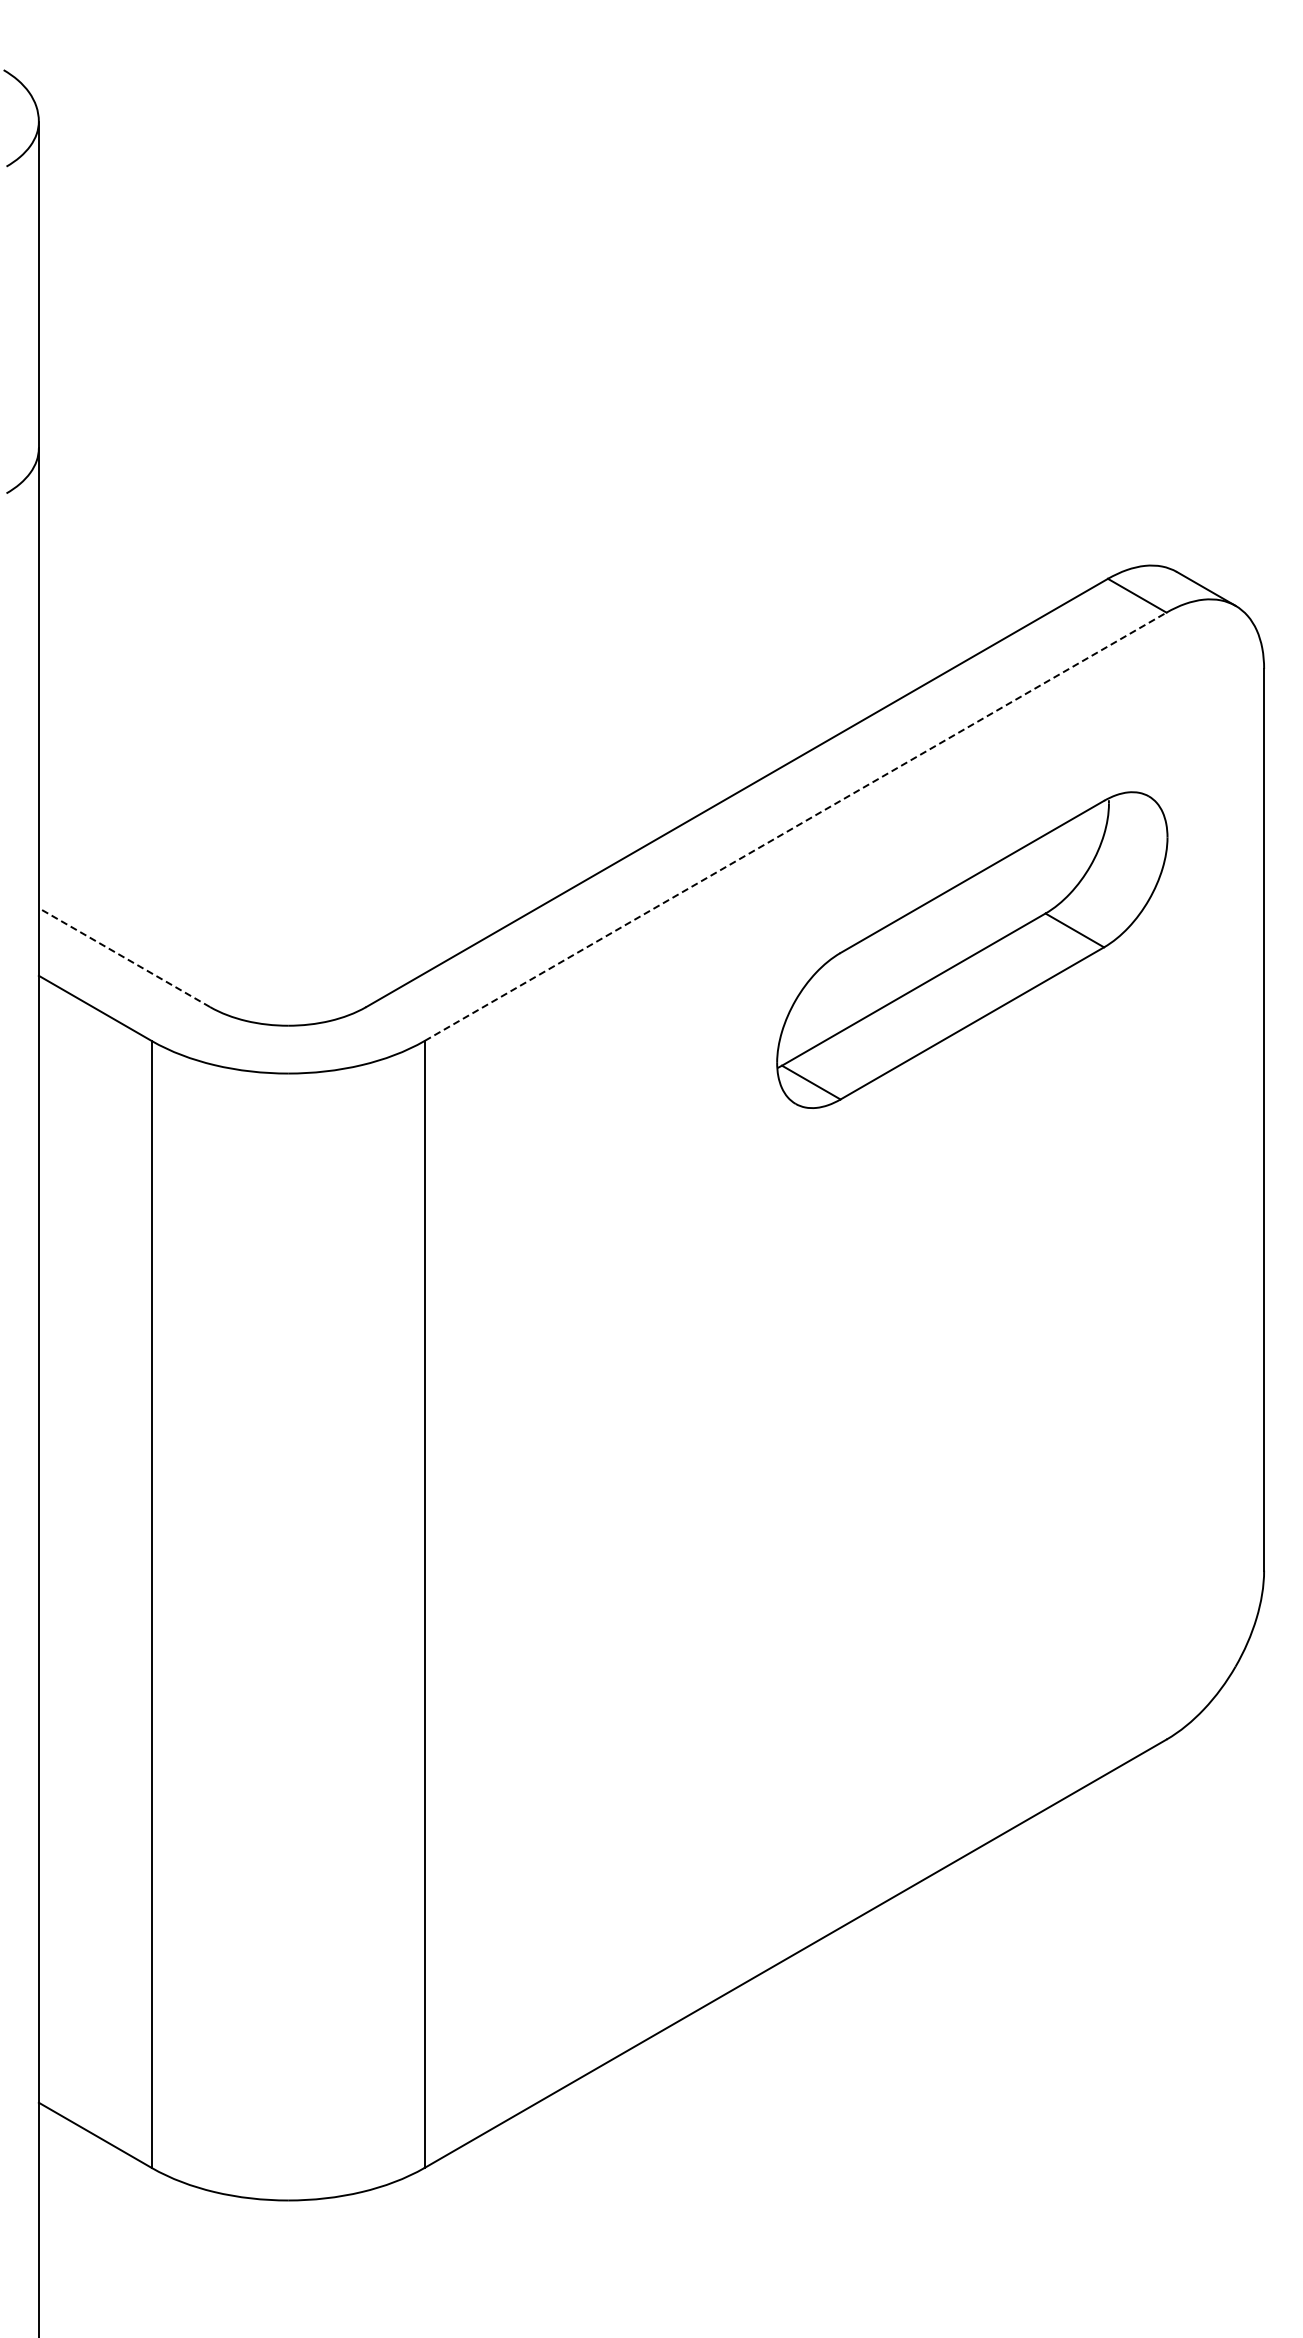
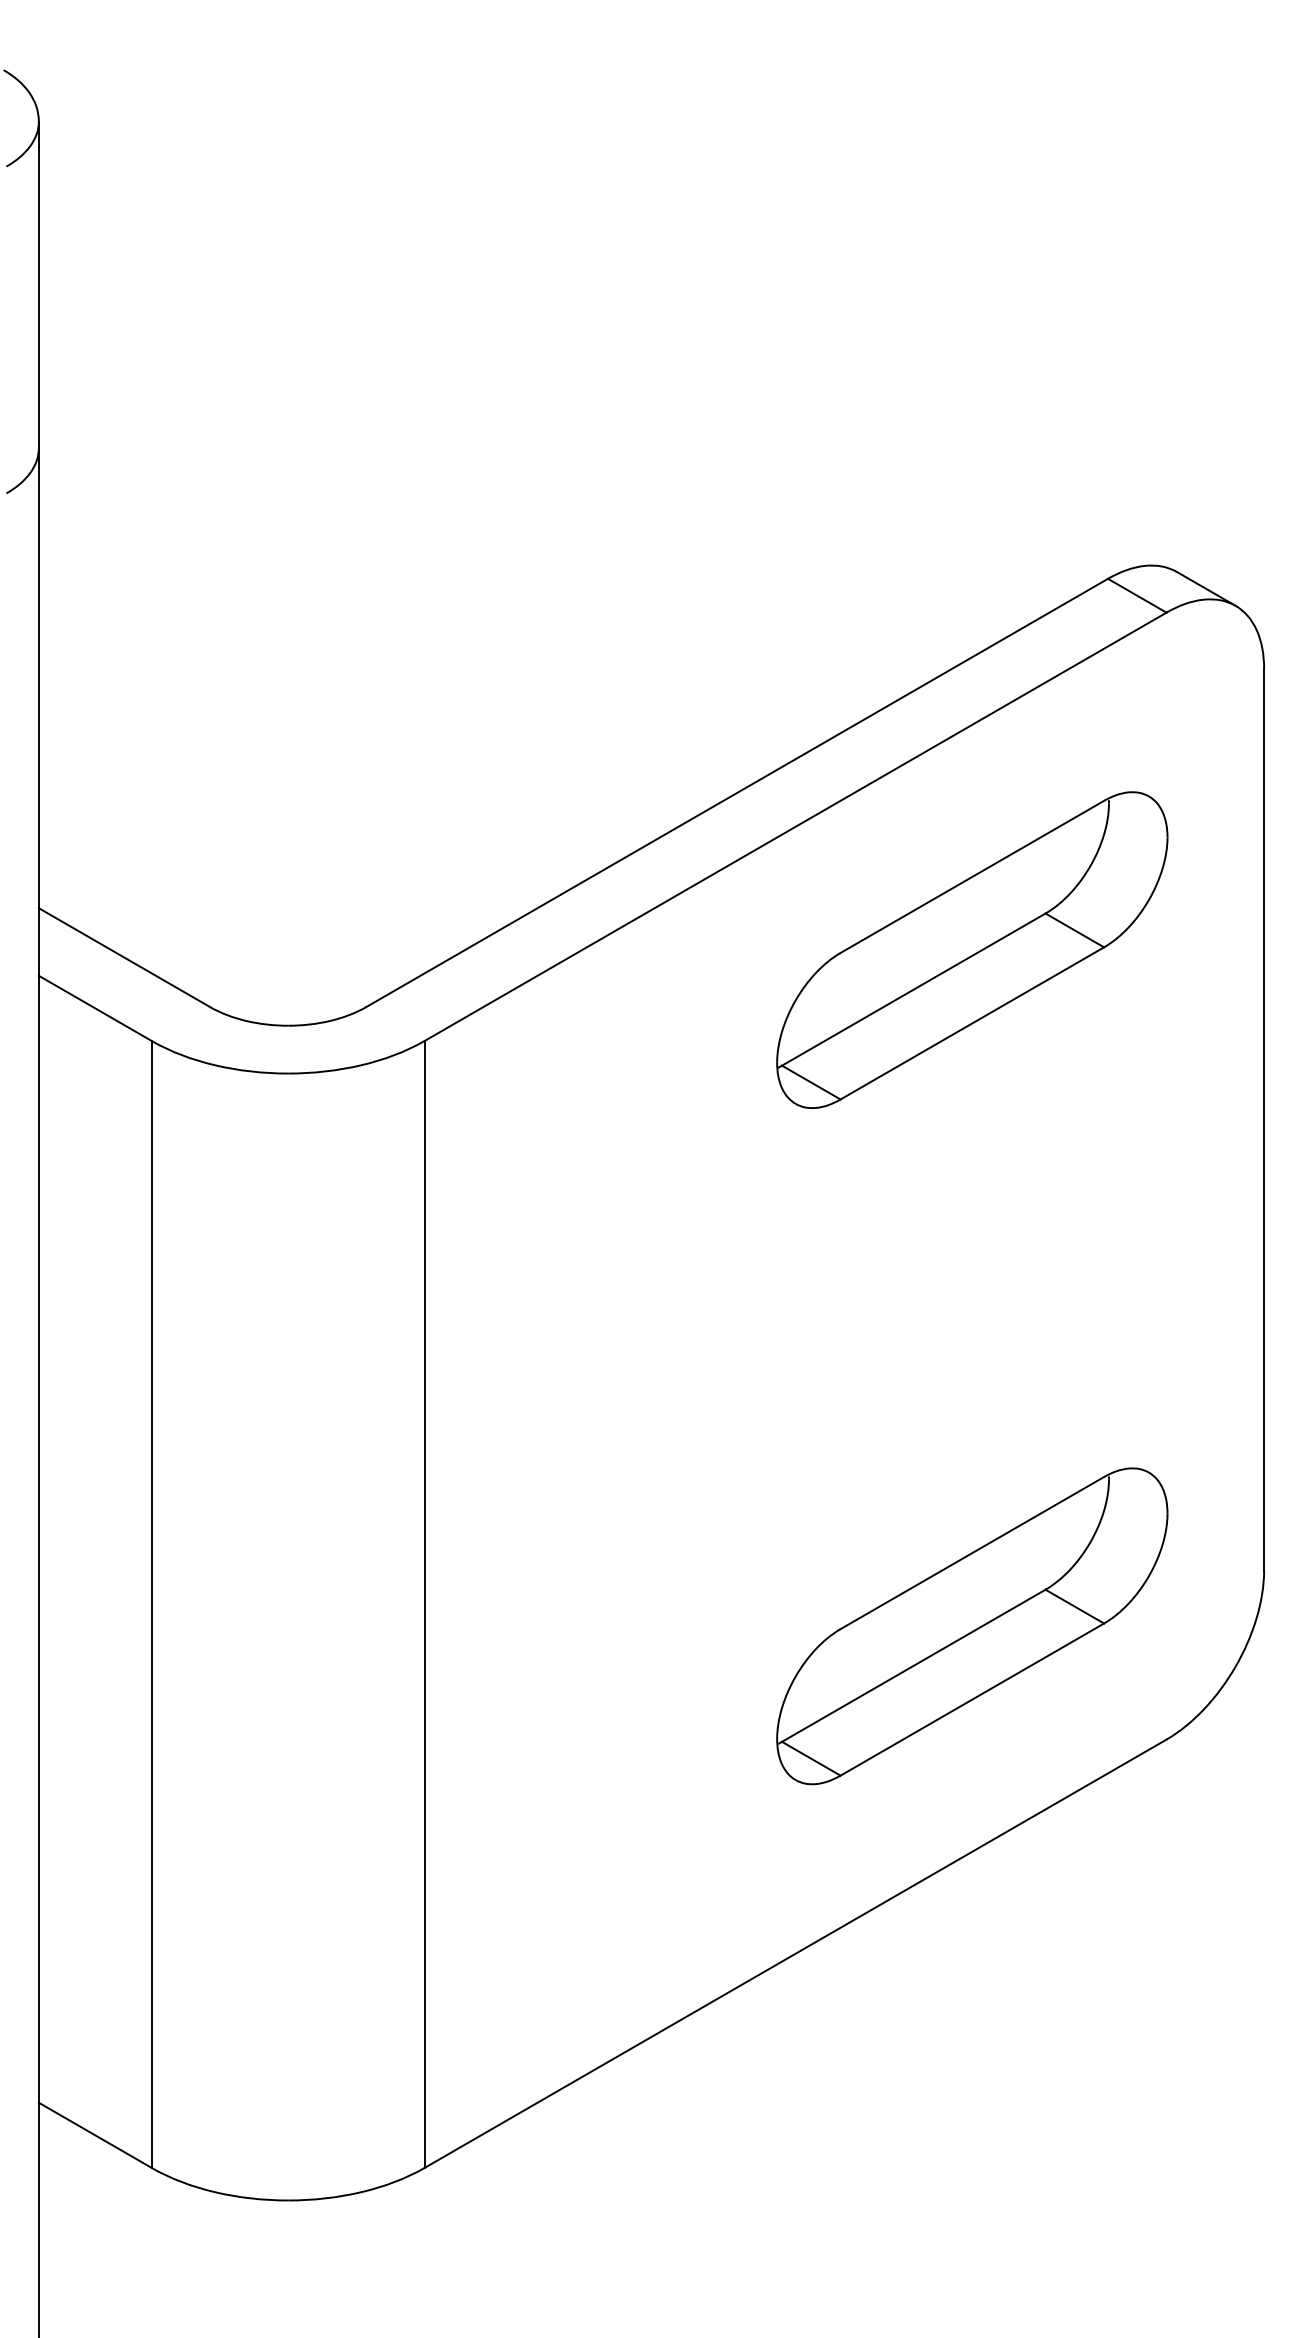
line: dashed -> solid (796, 826)
line: dashed -> solid (124, 957)
part: none -> present (972, 1626)
